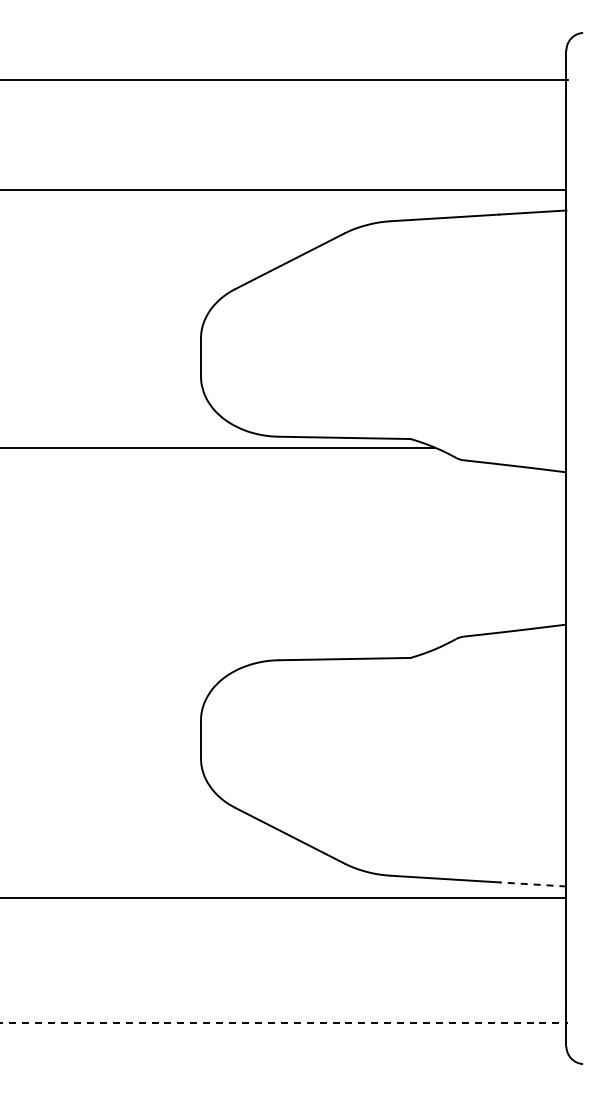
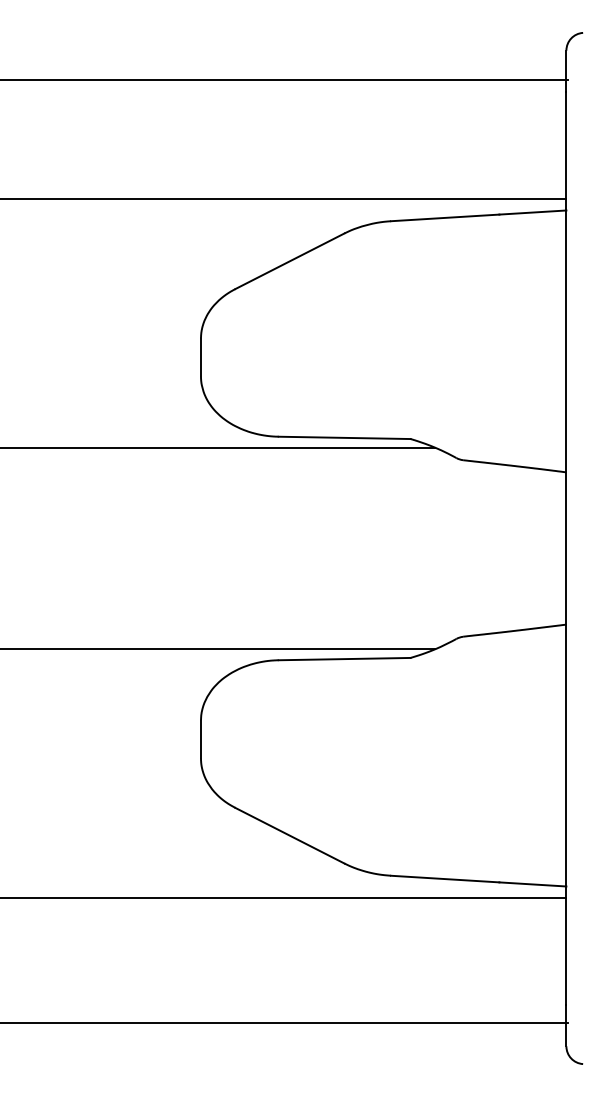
line position: (284, 189) -> (284, 198) (284, 198)
line: none -> present (218, 649)
line: dashed -> solid (532, 884)
line: dashed -> solid (284, 1022)
